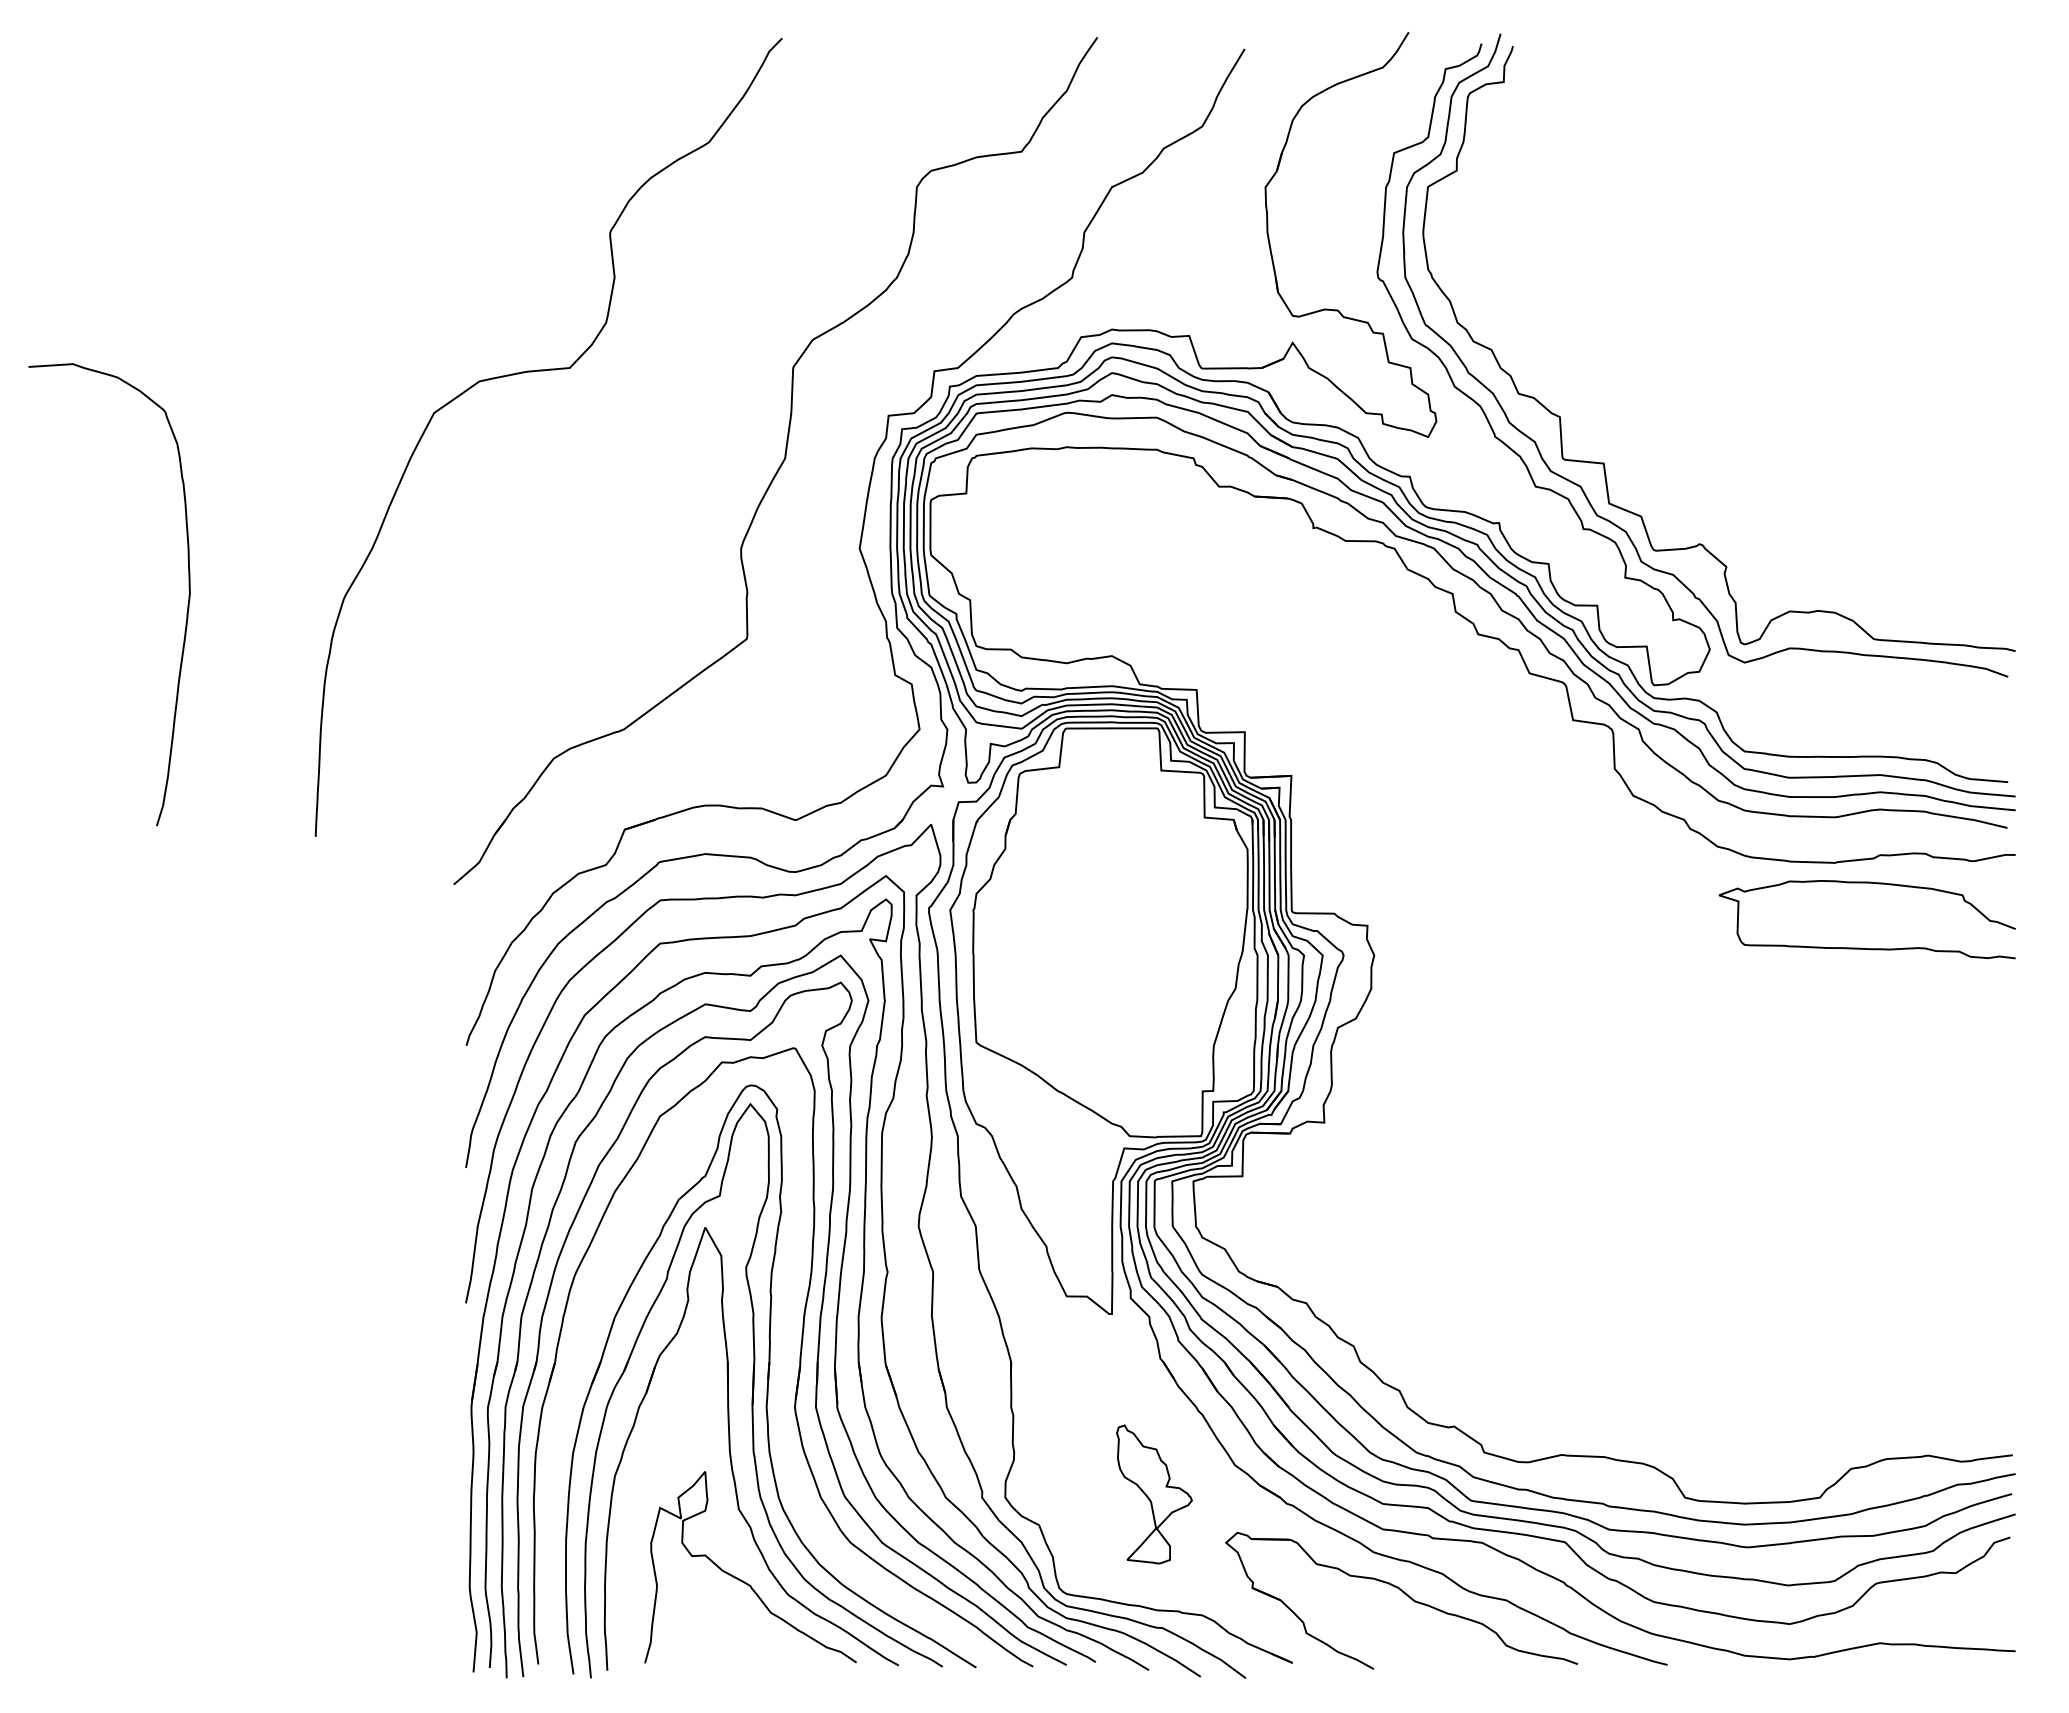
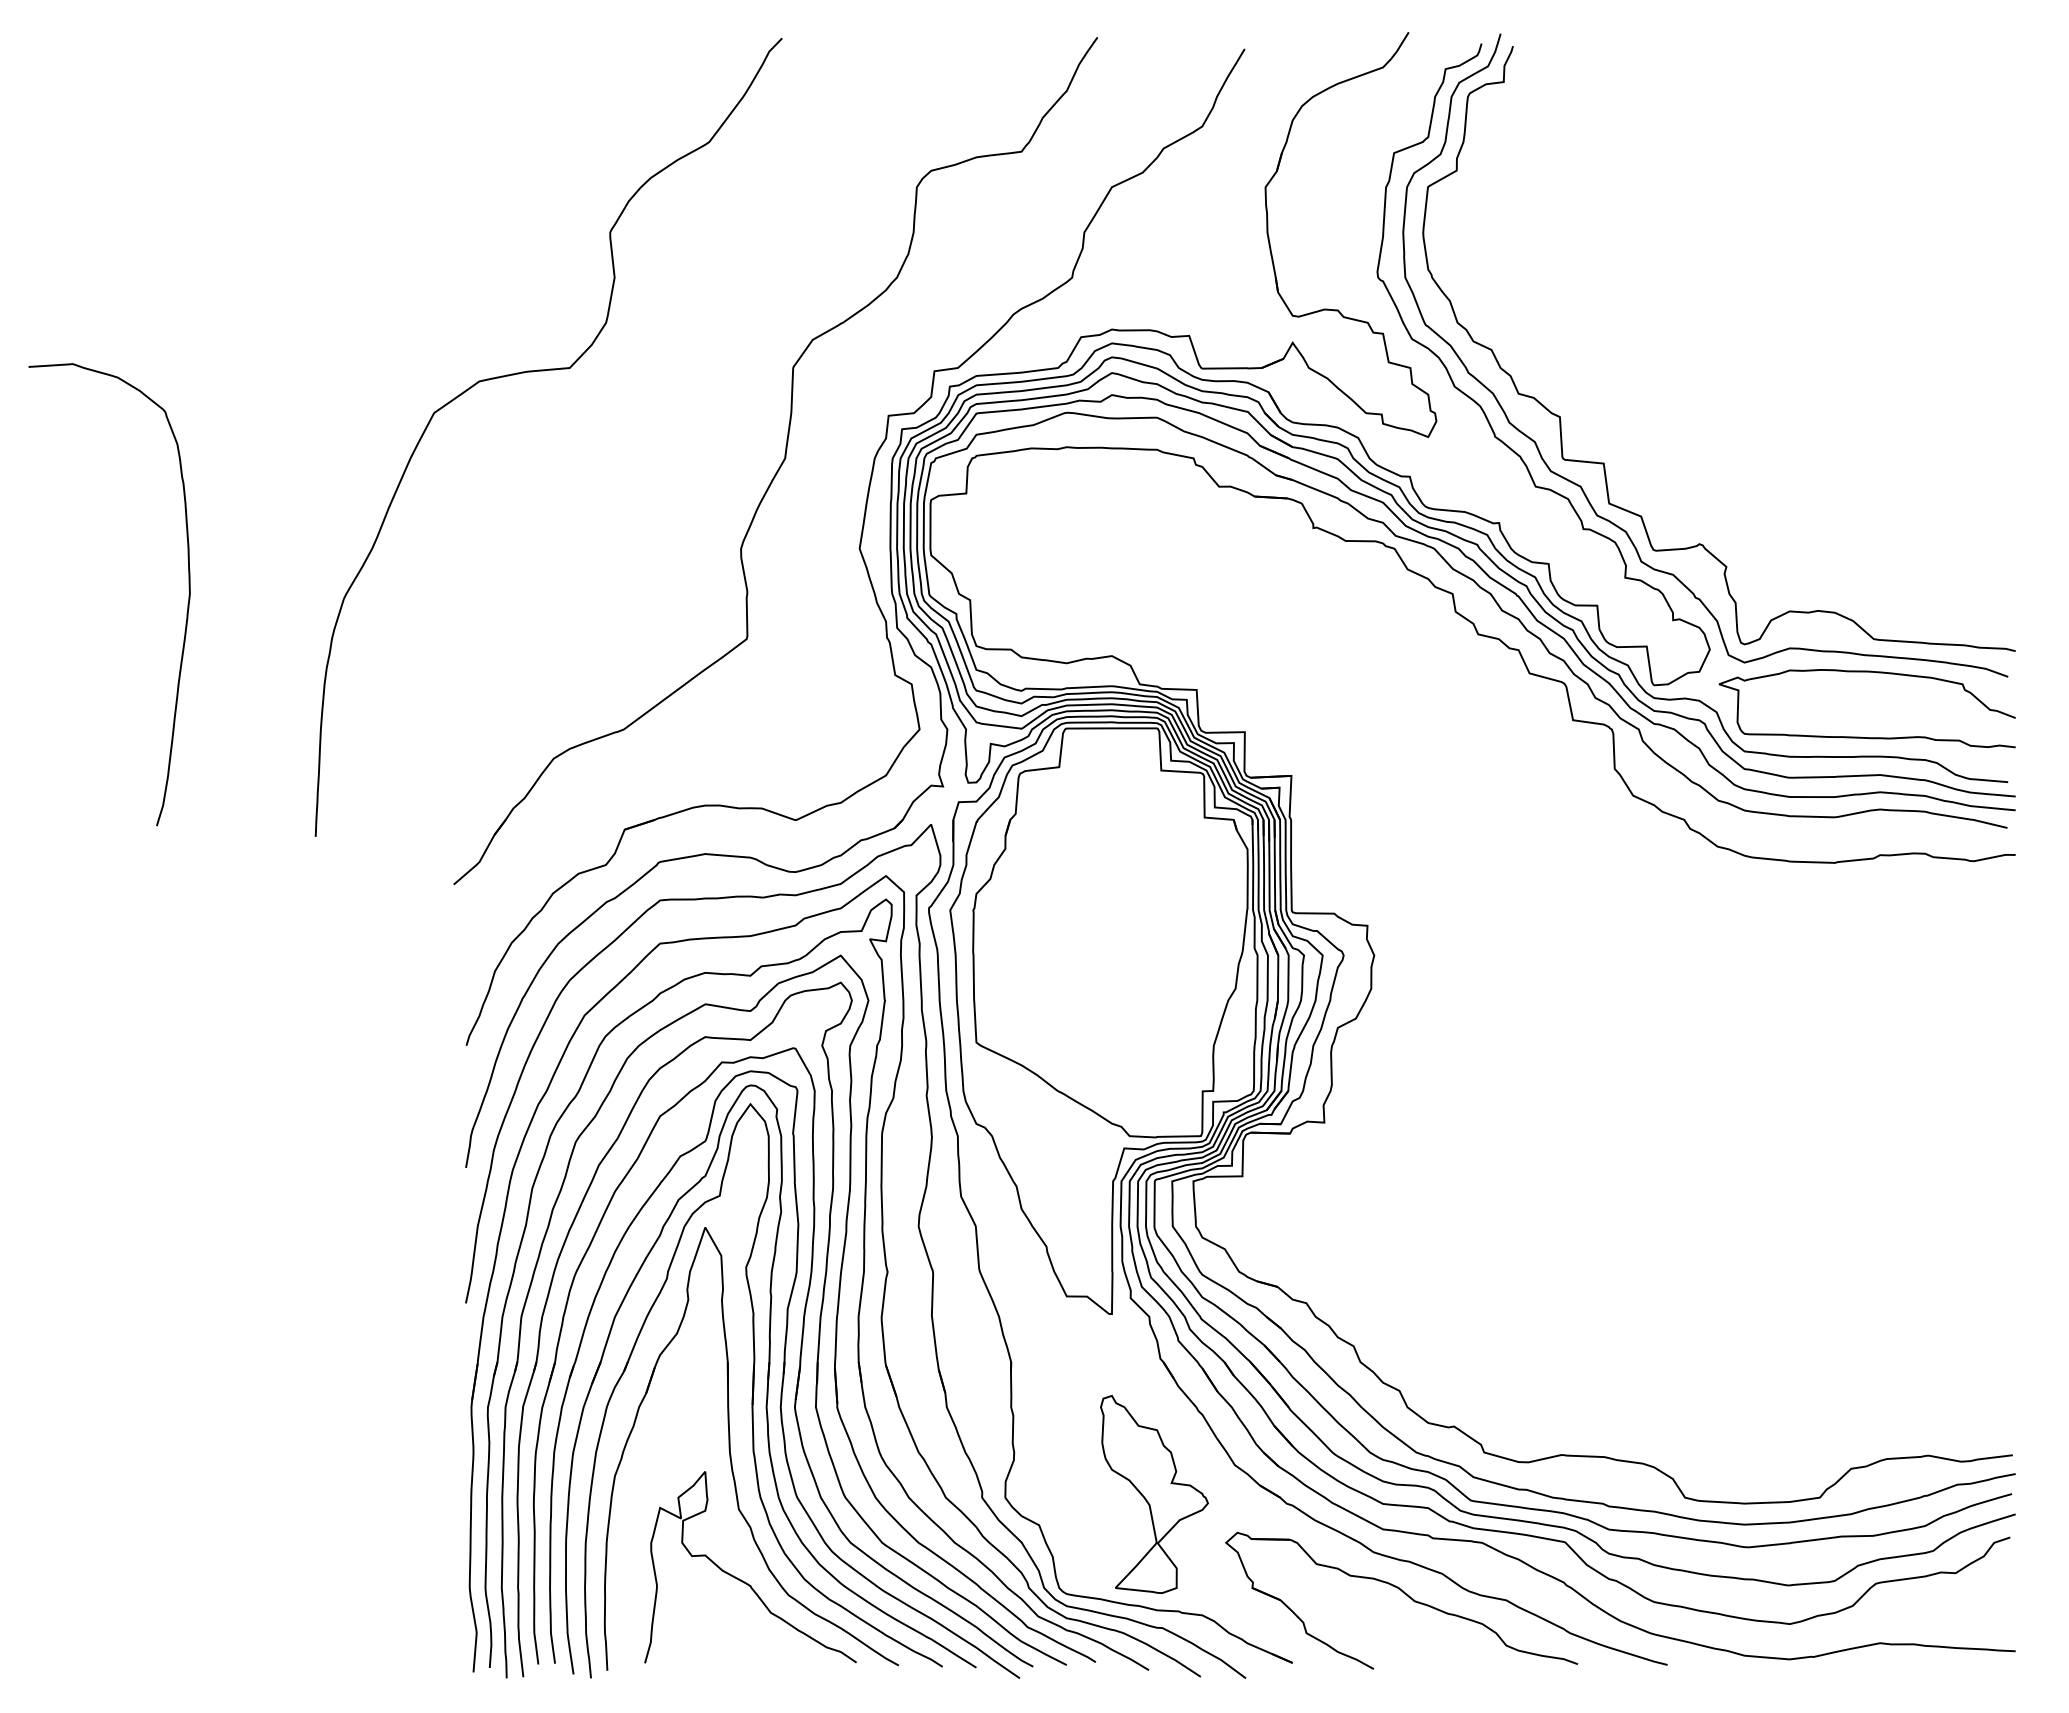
curve position: (1861, 947) -> (1861, 736) (1861, 736)
part: none -> present (784, 1374)
part size: 77x141 px -> 109x199 px (1154, 1494)
